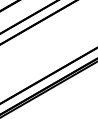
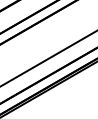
line: none -> present (48, 58)
